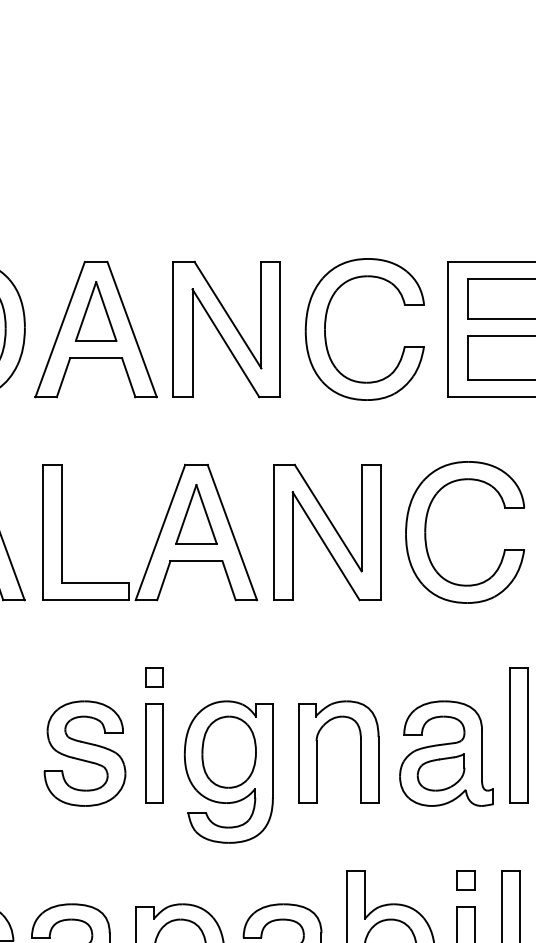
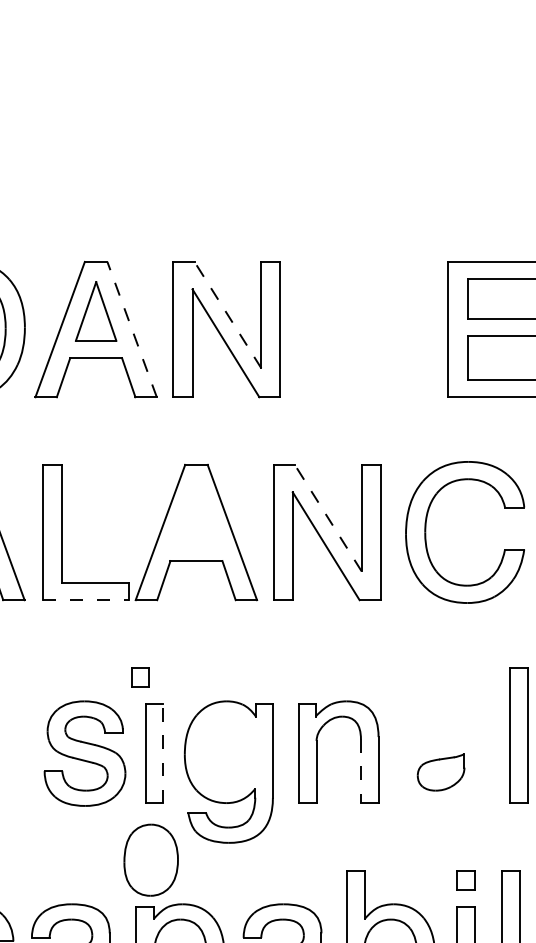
line: solid -> dashed (227, 315)
part: present -> none (326, 322)
line: solid -> dashed (131, 329)
part: present -> none (196, 514)
line: solid -> dashed (328, 518)
line: solid -> dashed (86, 600)
part position: (154, 677) -> (140, 677) (140, 677)
part position: (228, 751) -> (150, 859) (150, 859)
line: solid -> dashed (163, 753)
part: present -> none (446, 753)
line: solid -> dashed (360, 771)
